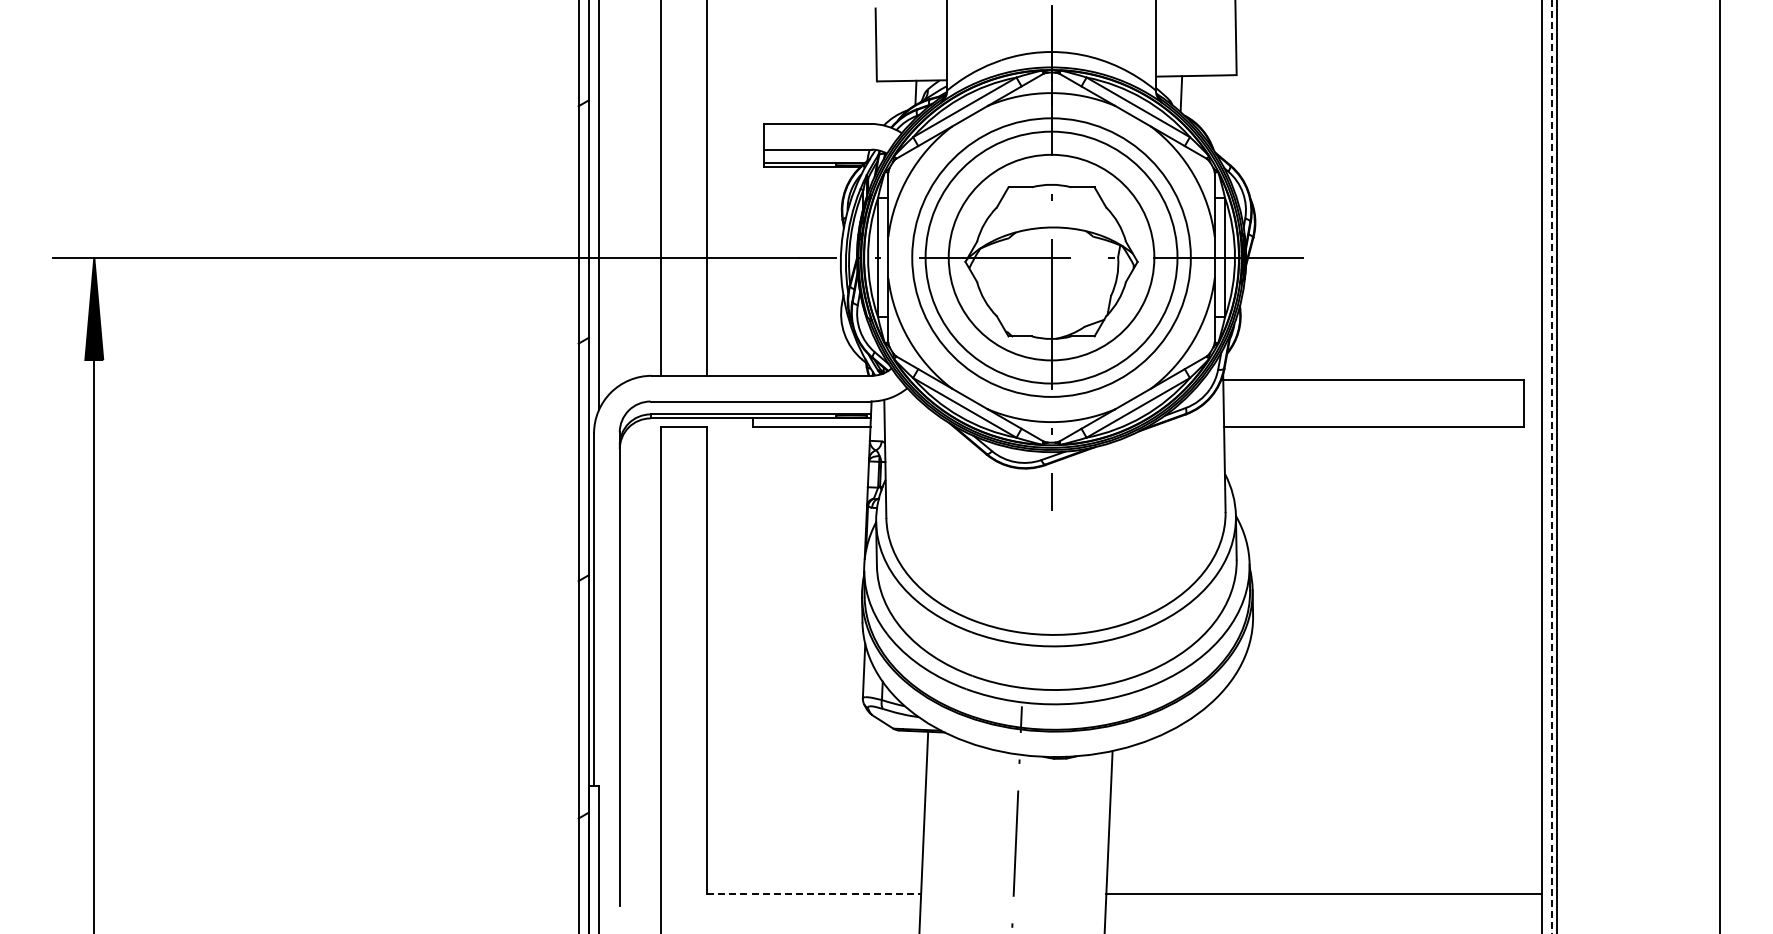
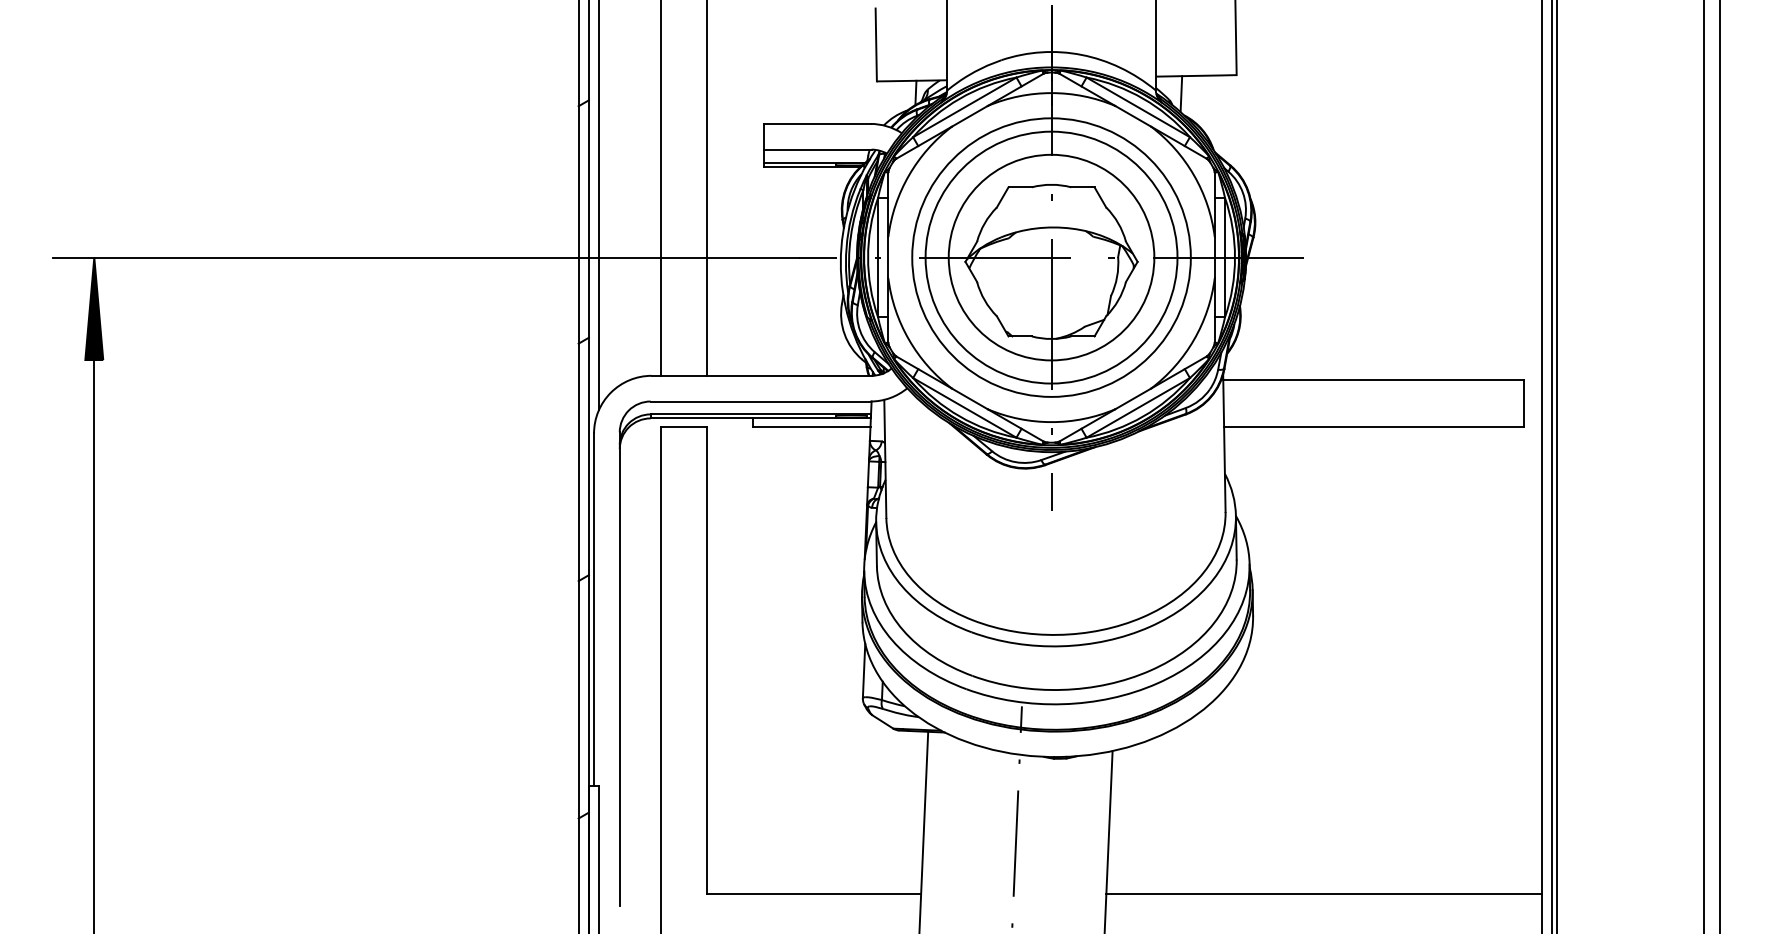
line: none -> present (1704, 466)
line: dashed -> solid (1552, 467)
line: dashed -> solid (814, 894)
